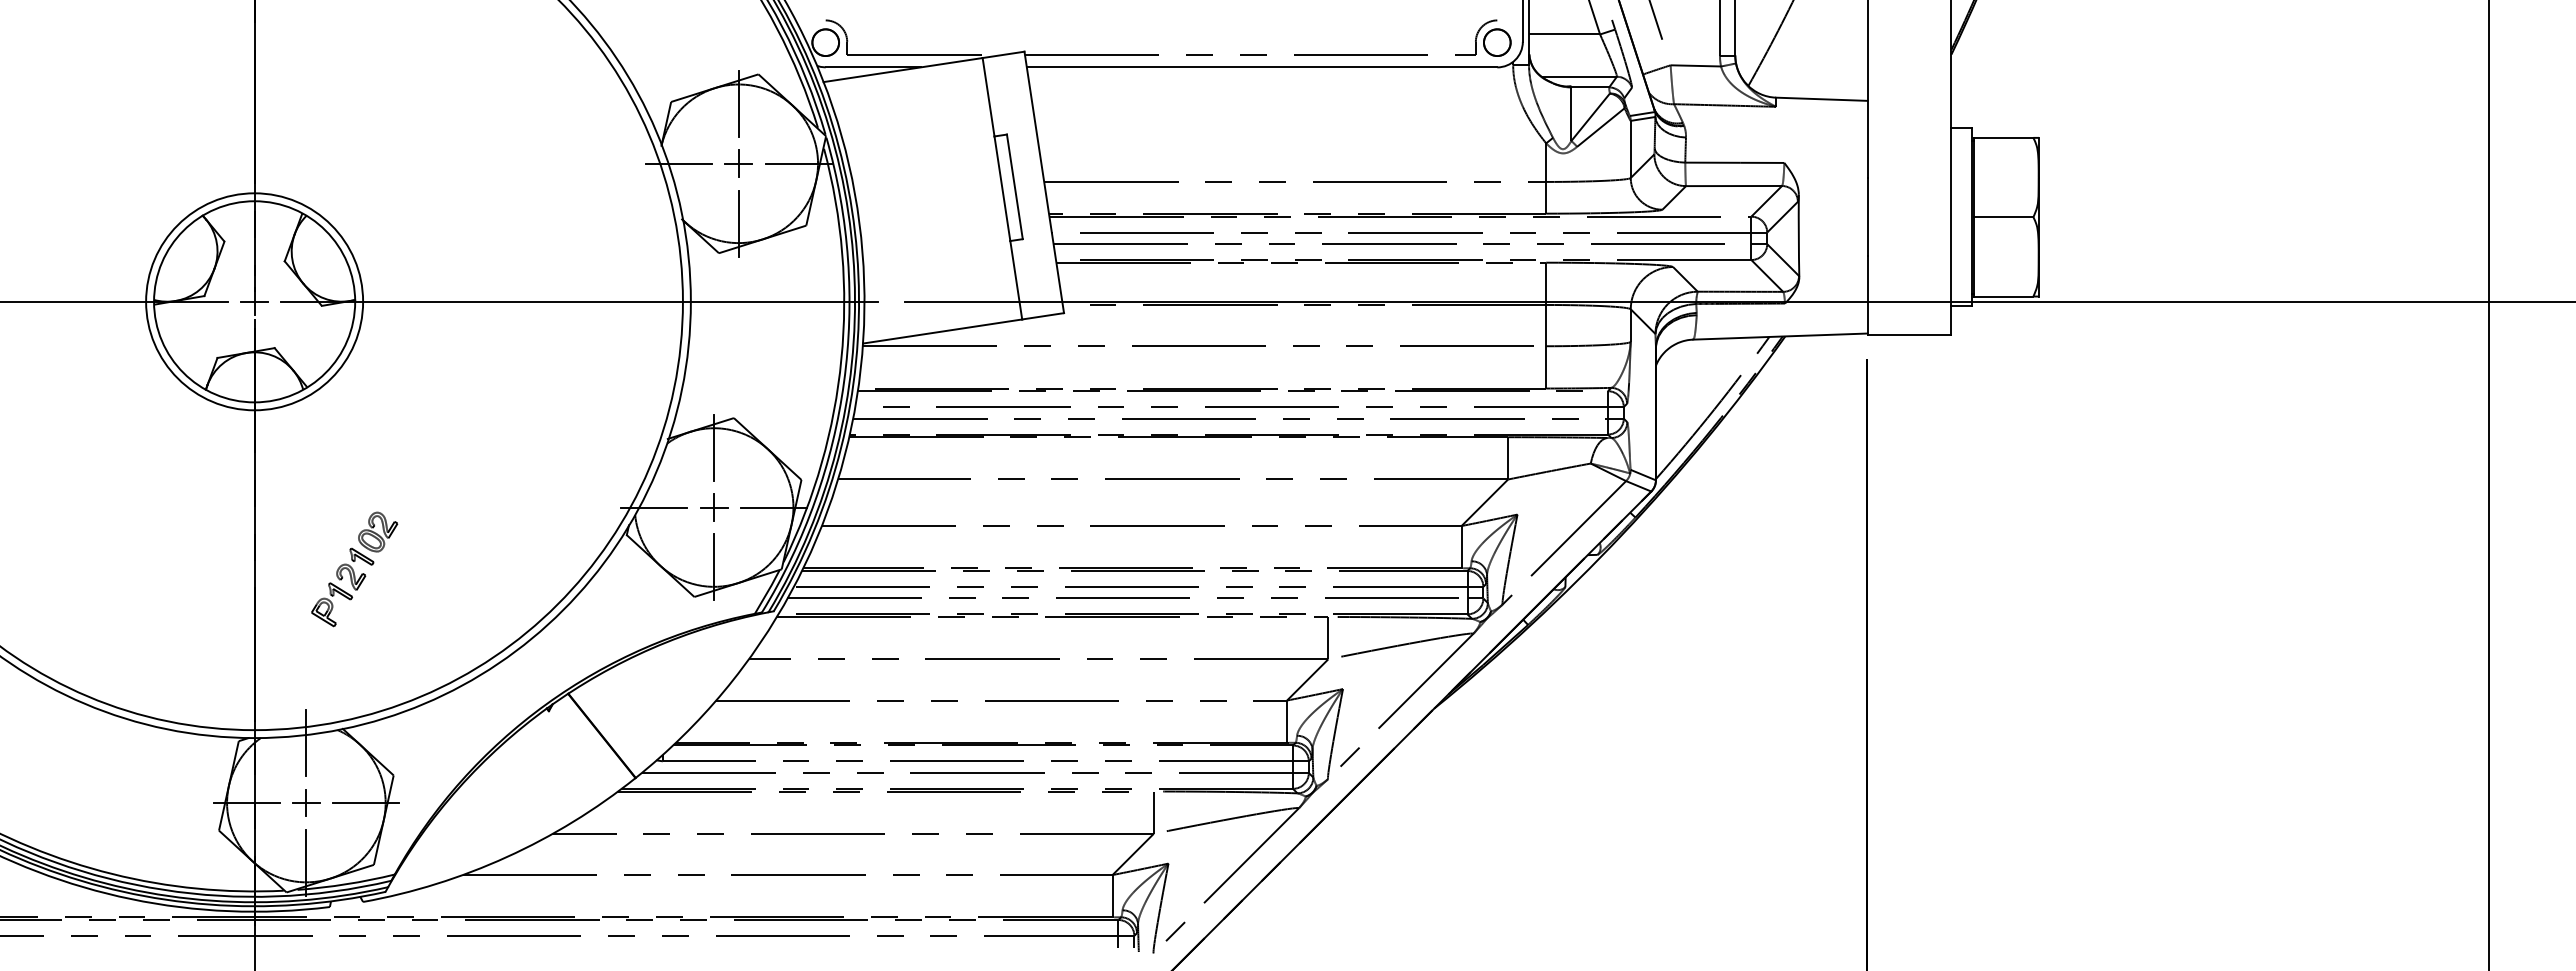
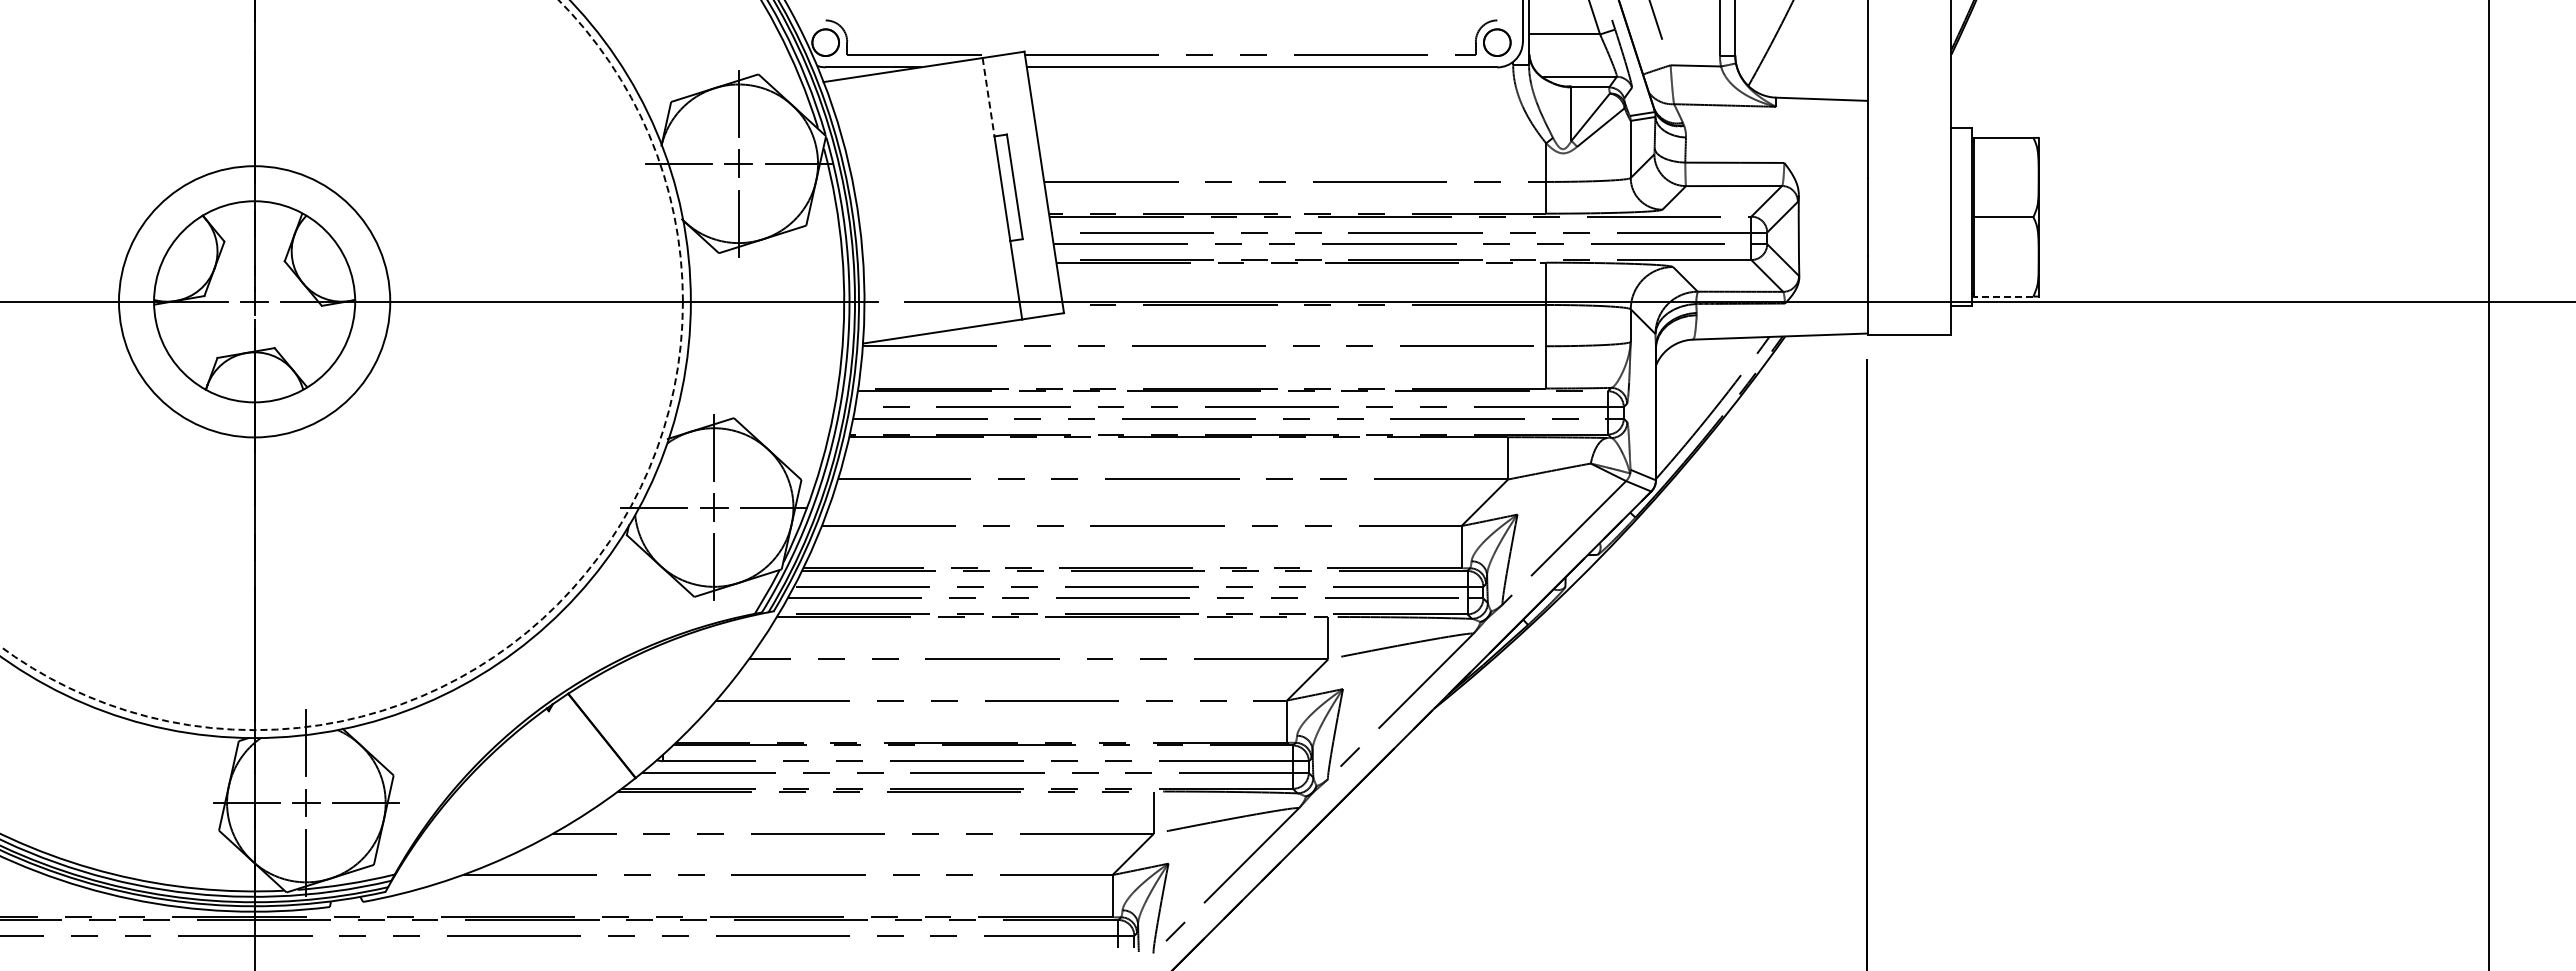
line: solid -> dashed (988, 97)
line: solid -> dashed (2003, 296)
circle diameter: 217 px -> 271 px (254, 301)
circle: solid -> dashed (341, 365)
part: present -> none (354, 569)
